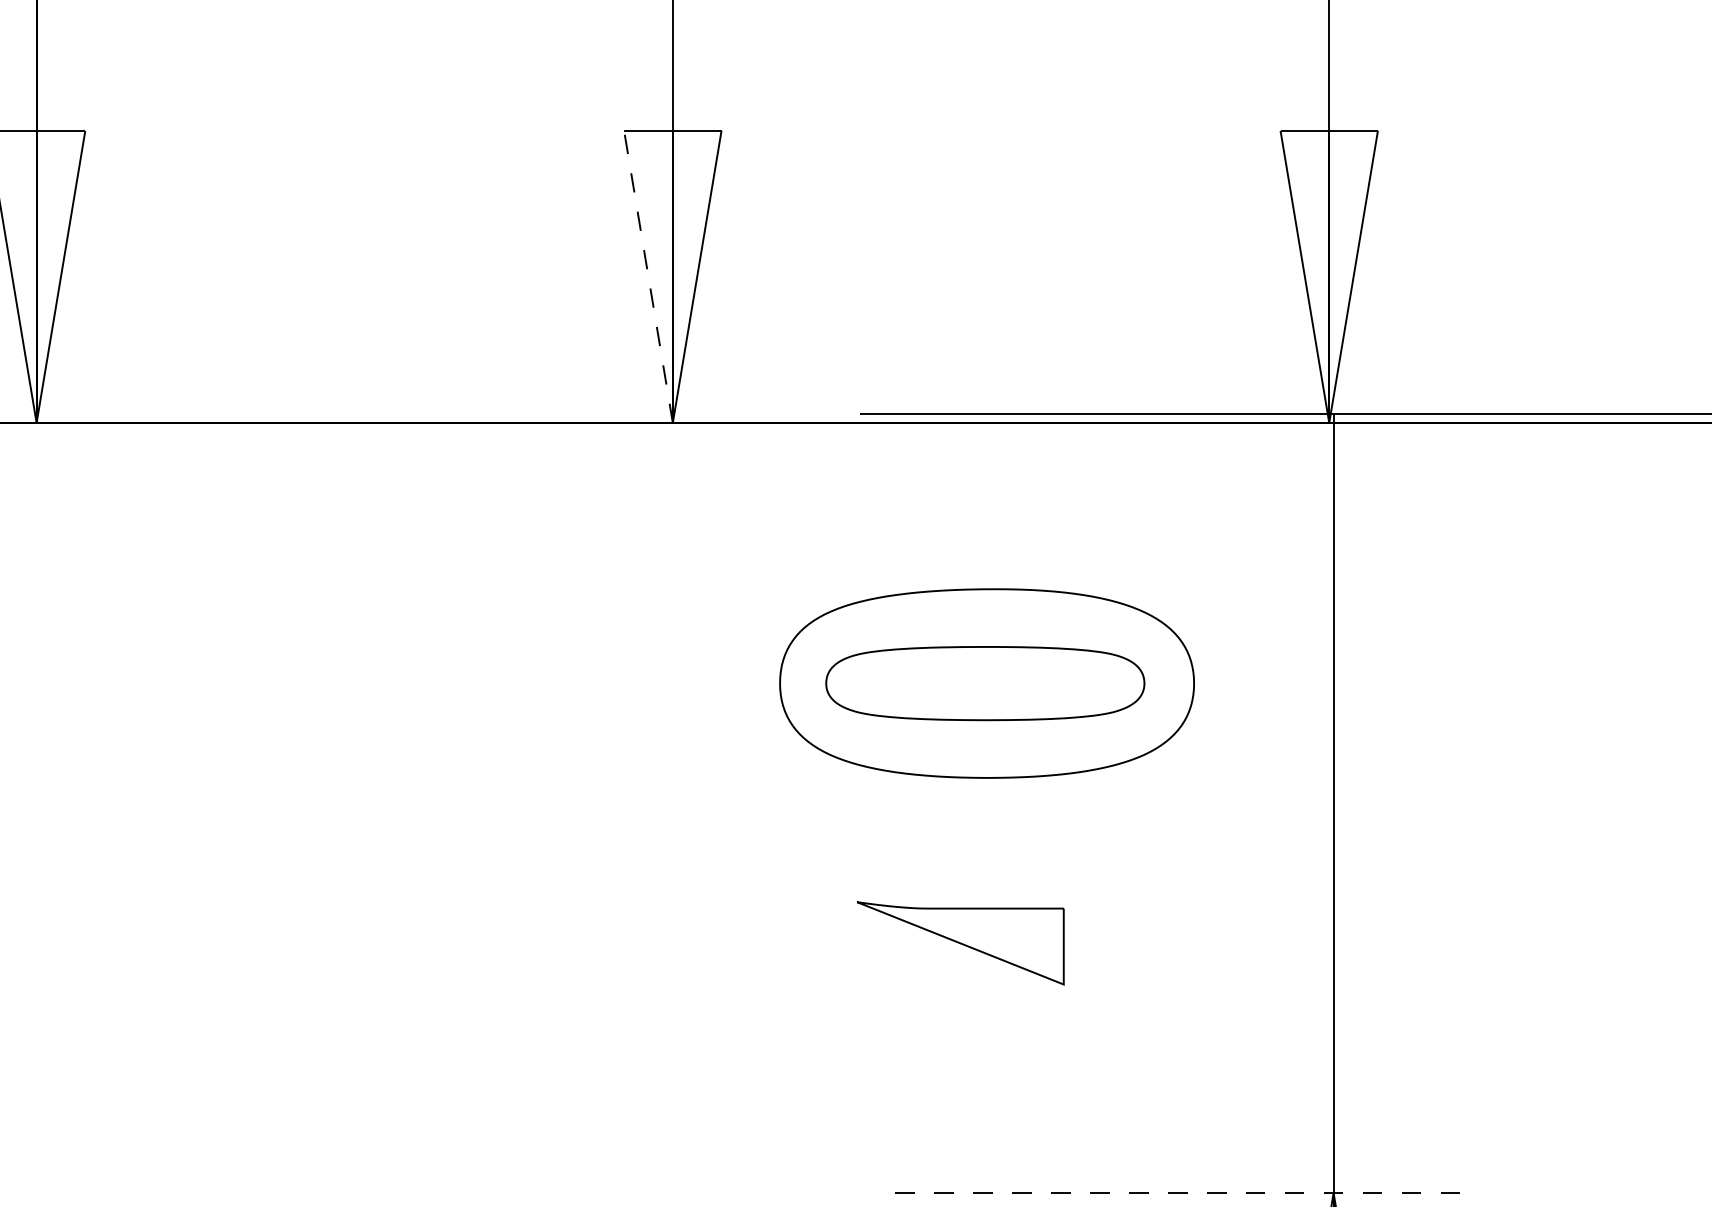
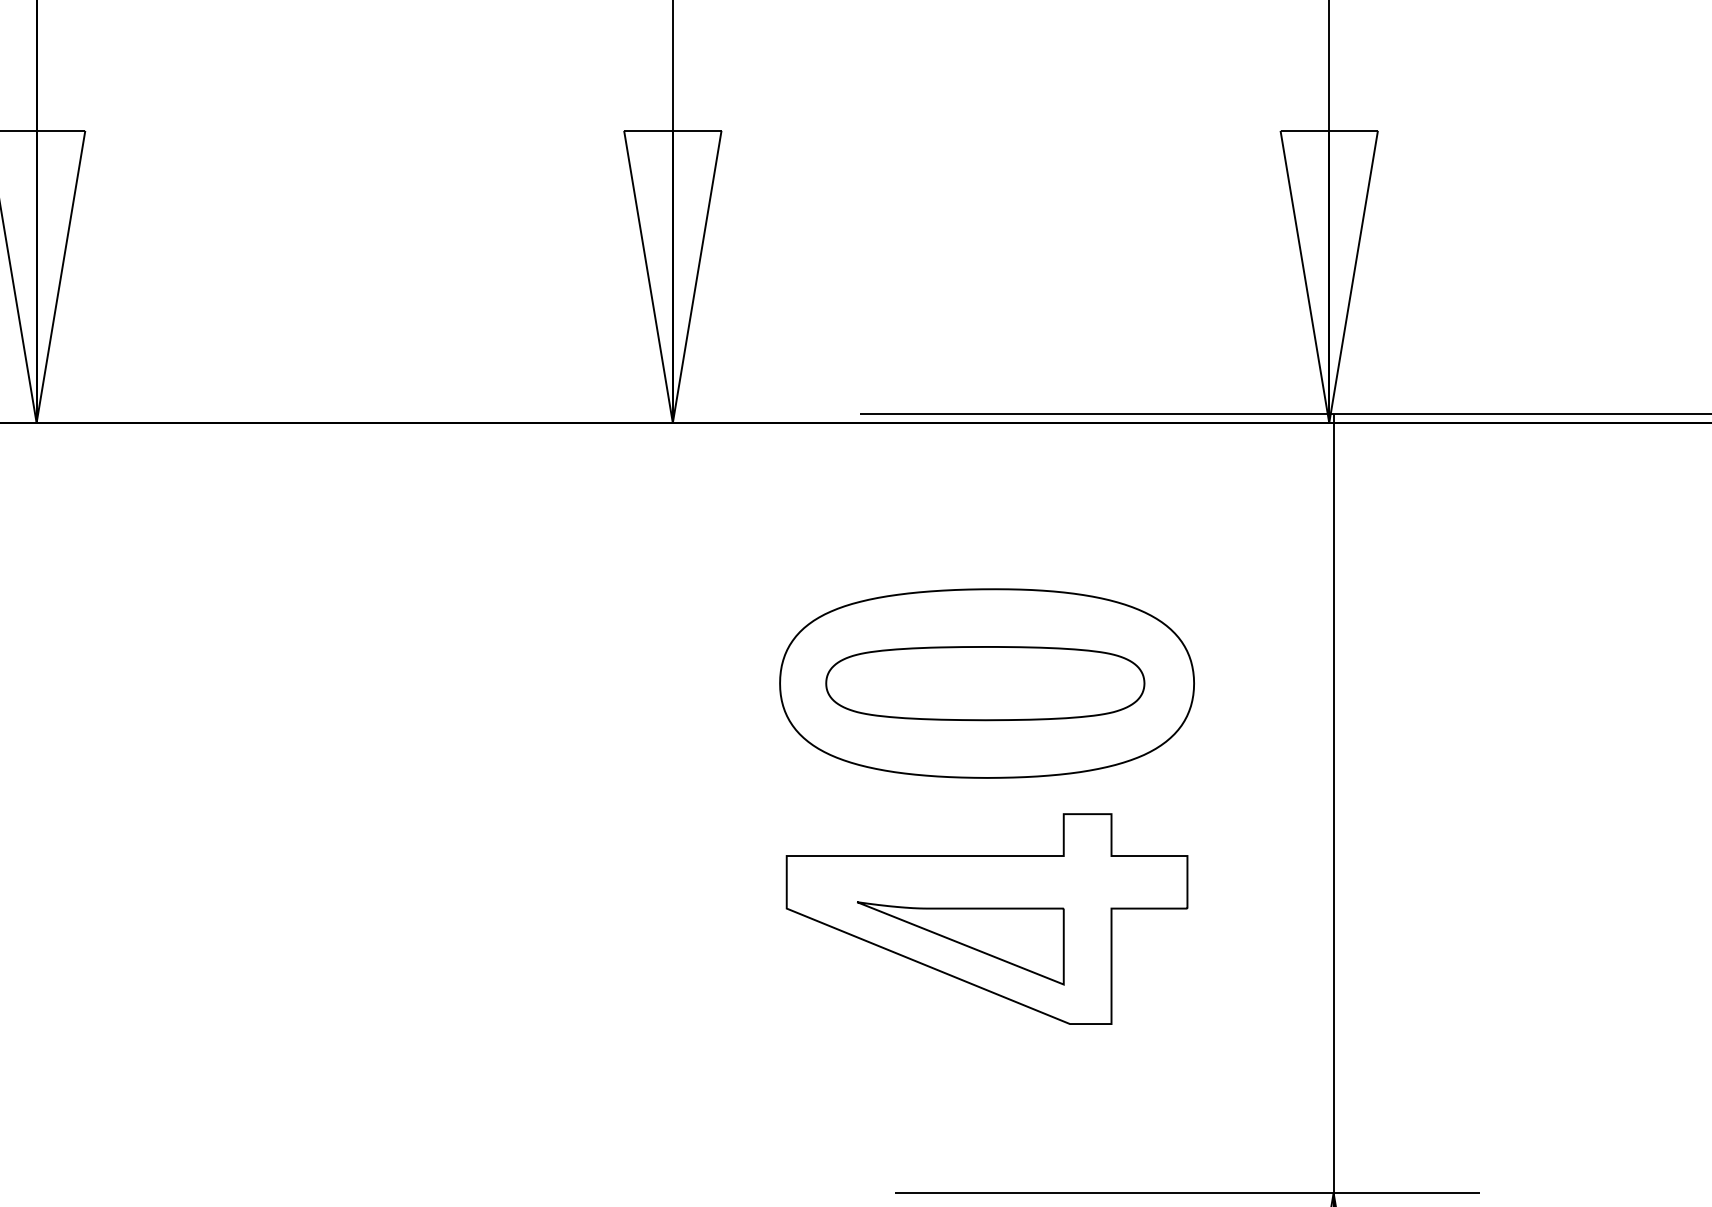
line: dashed -> solid (648, 276)
part: none -> present (986, 918)
line: dashed -> solid (1188, 1193)
